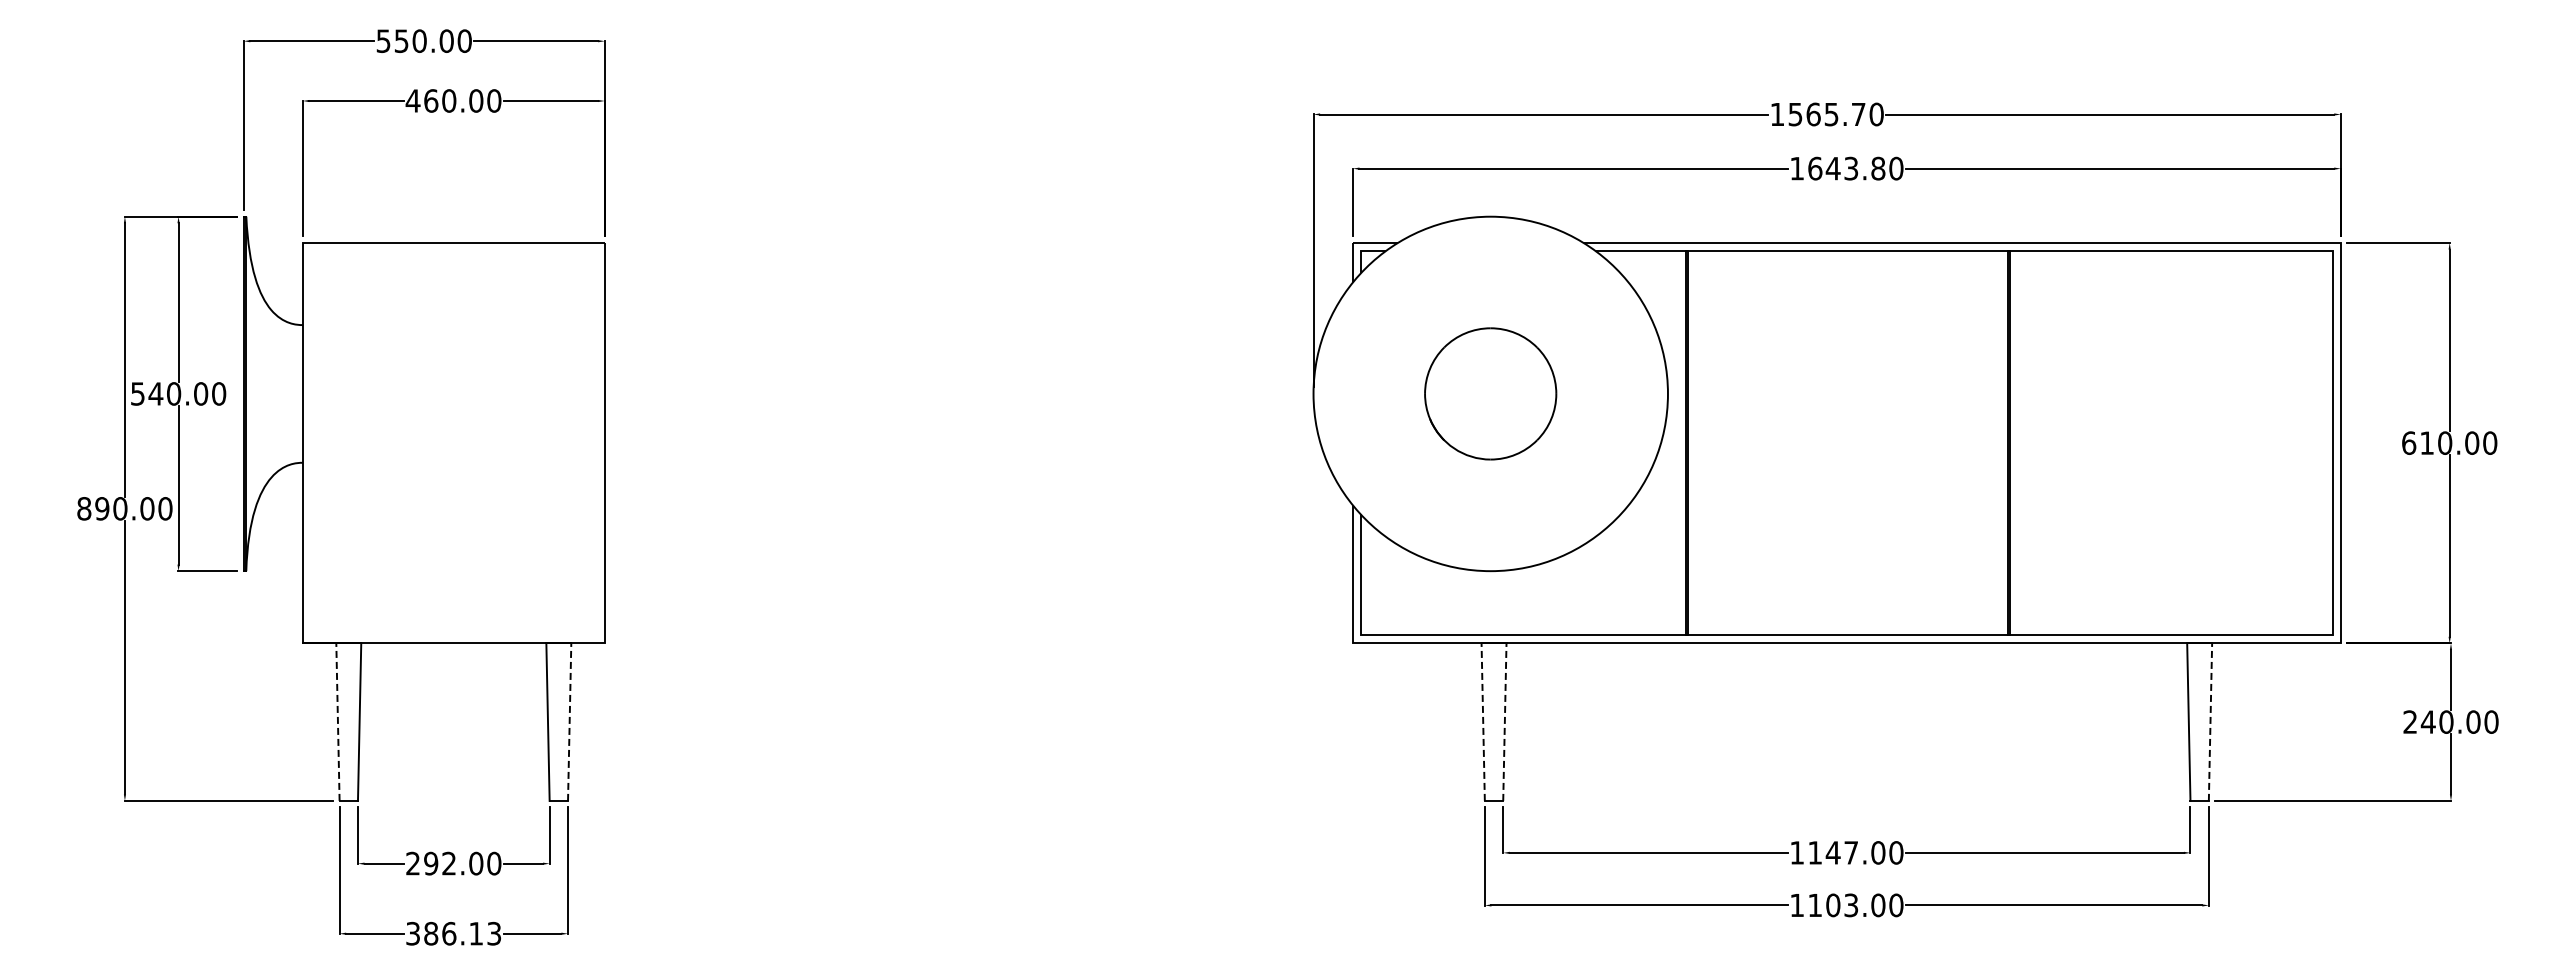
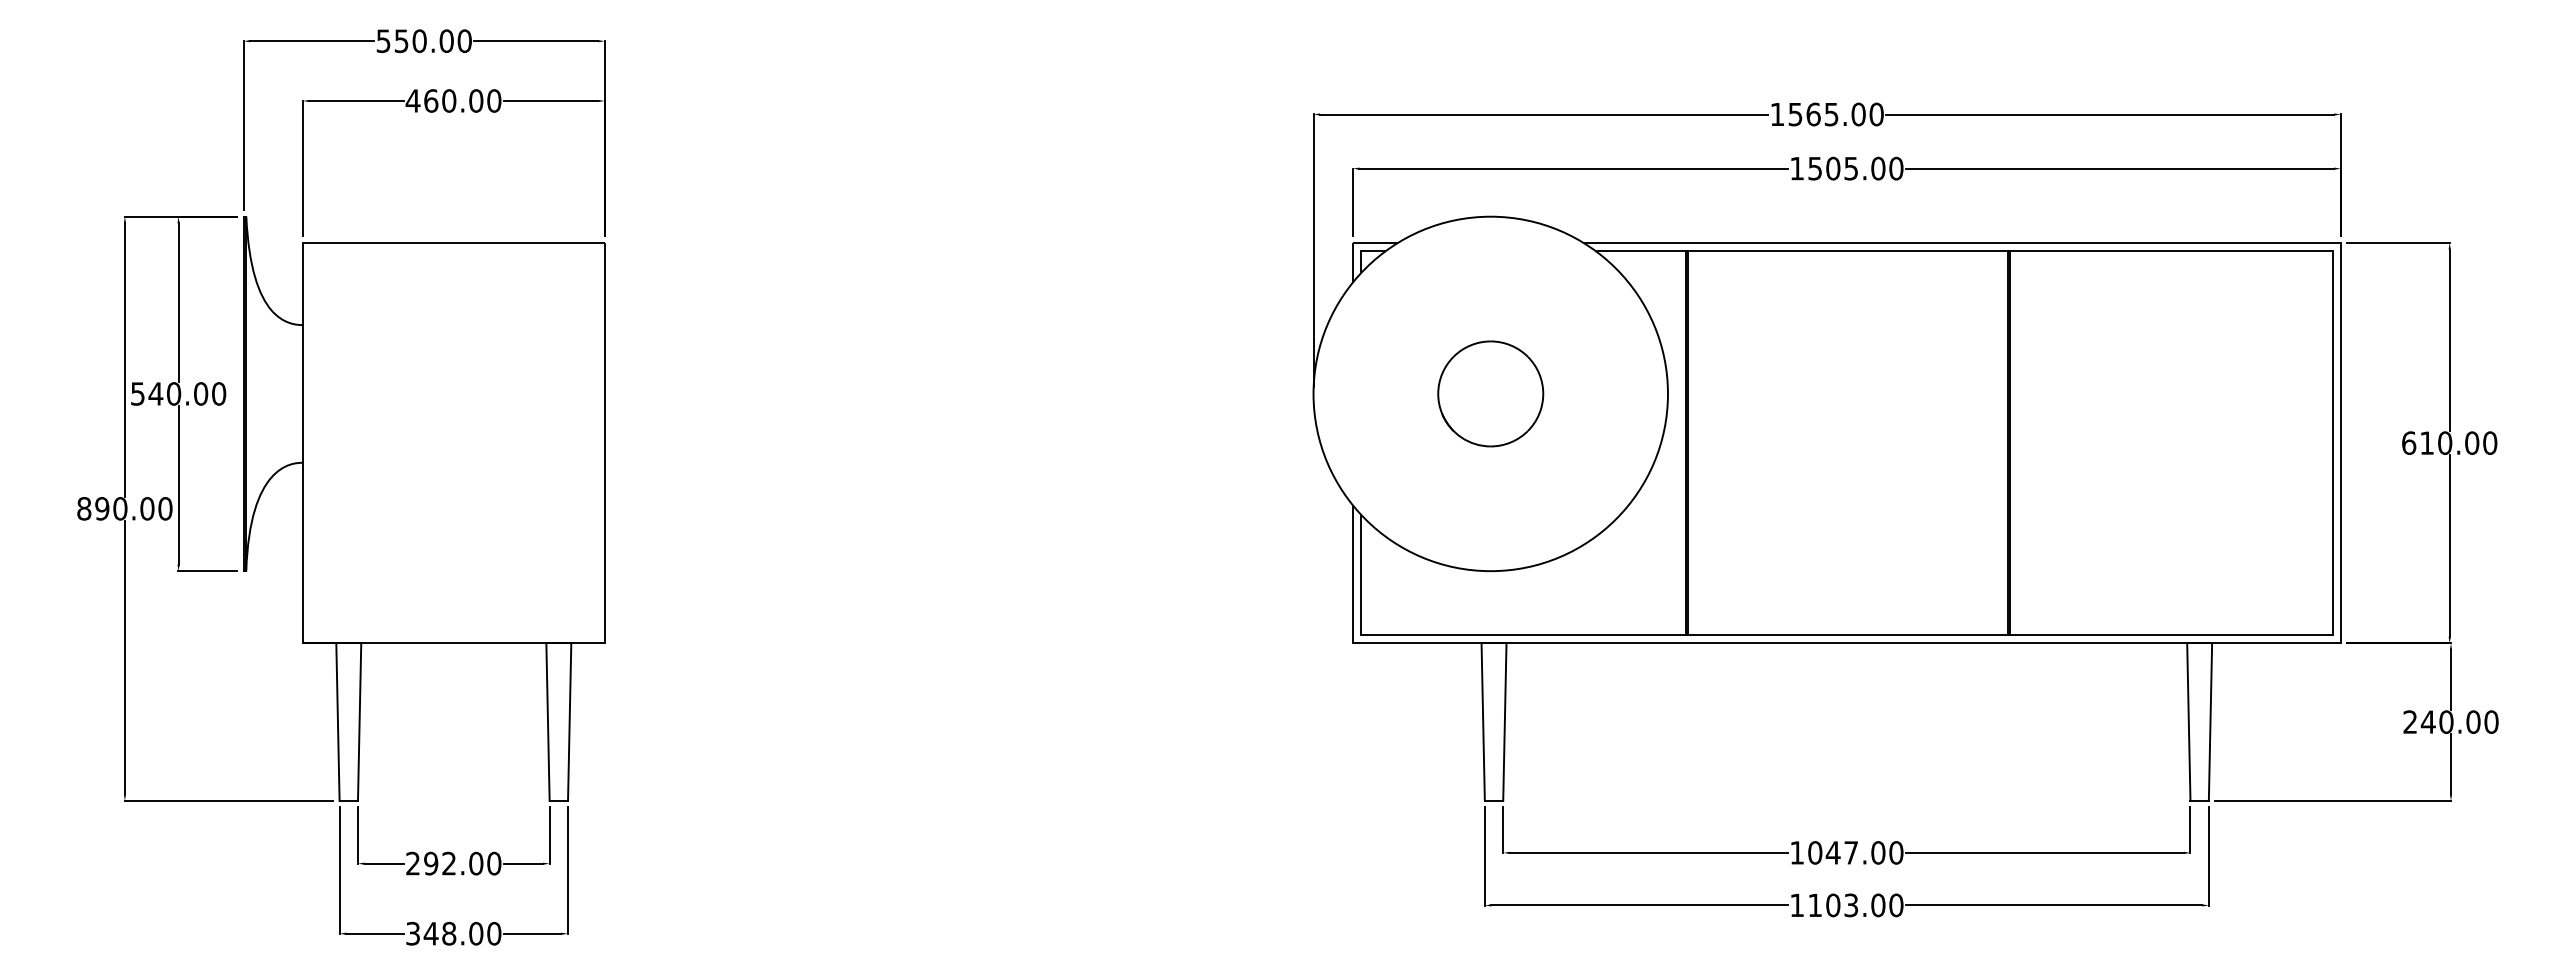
text: 1565.70 -> 1565.00 (1858, 114)
text: 1643.80 -> 1505.00 (1846, 168)
part size: 134x134 px -> 108x108 px (1490, 393)
line: dashed -> solid (337, 722)
line: dashed -> solid (569, 722)
line: dashed -> solid (1483, 722)
line: dashed -> solid (1504, 722)
line: dashed -> solid (2210, 722)
text: 1147.00 -> 1047.00 (1815, 852)
text: 386.13 -> 348.00 (462, 933)
